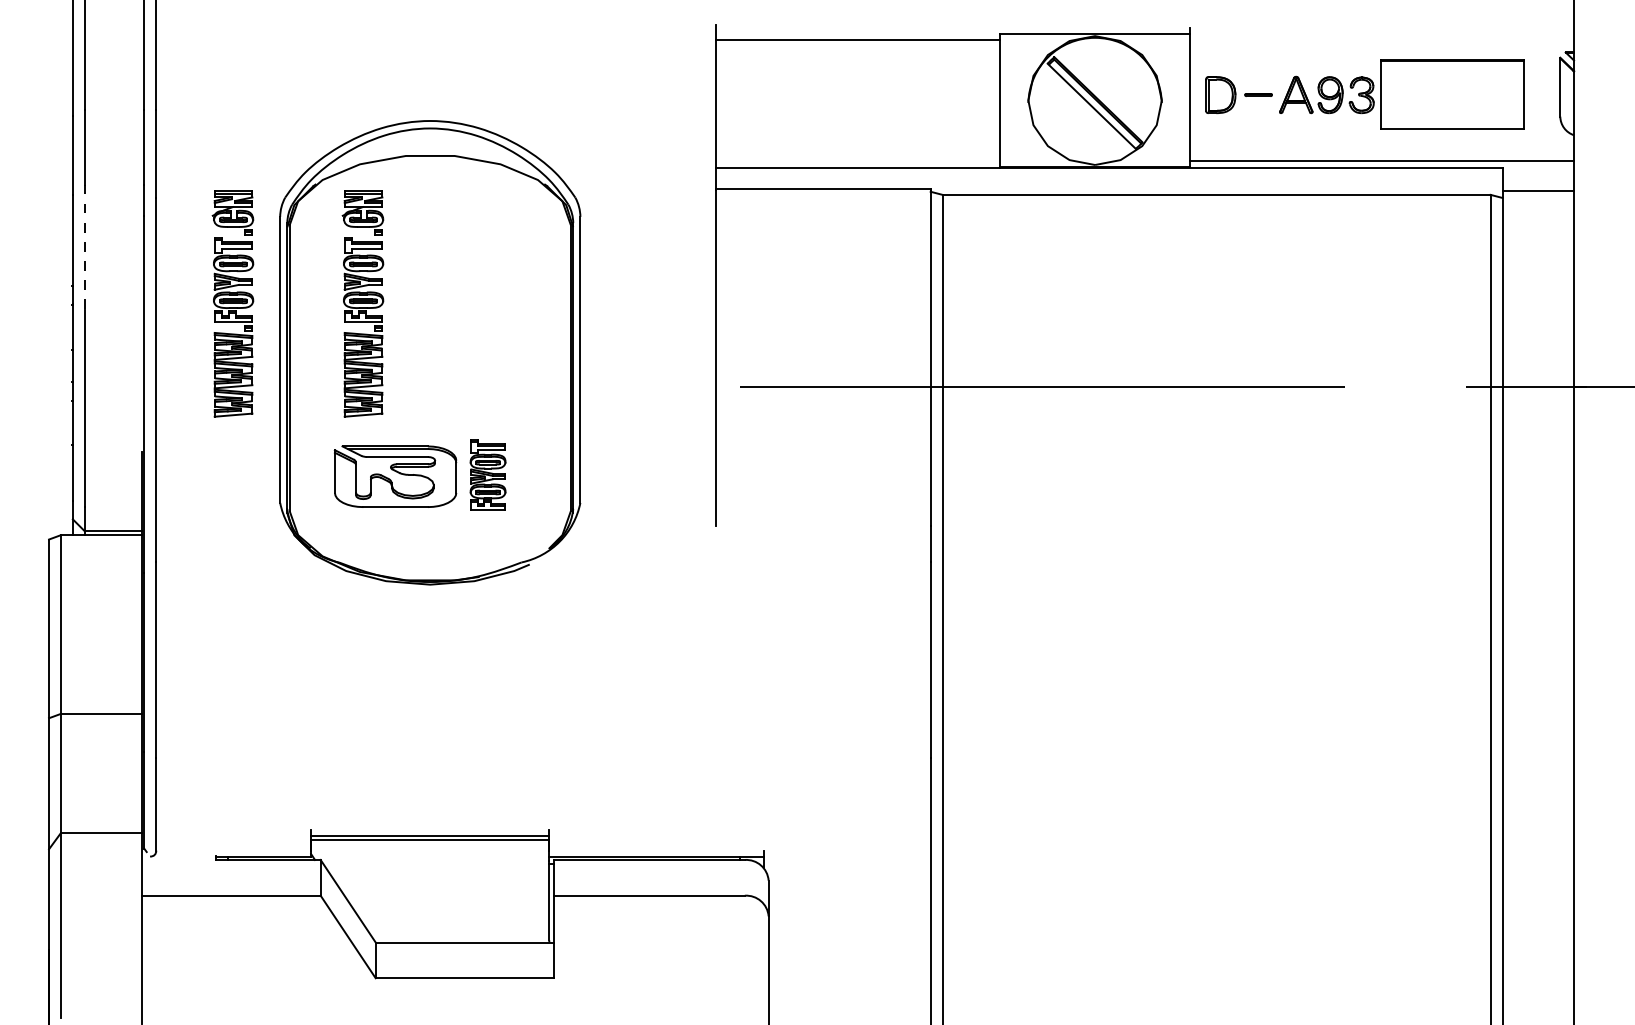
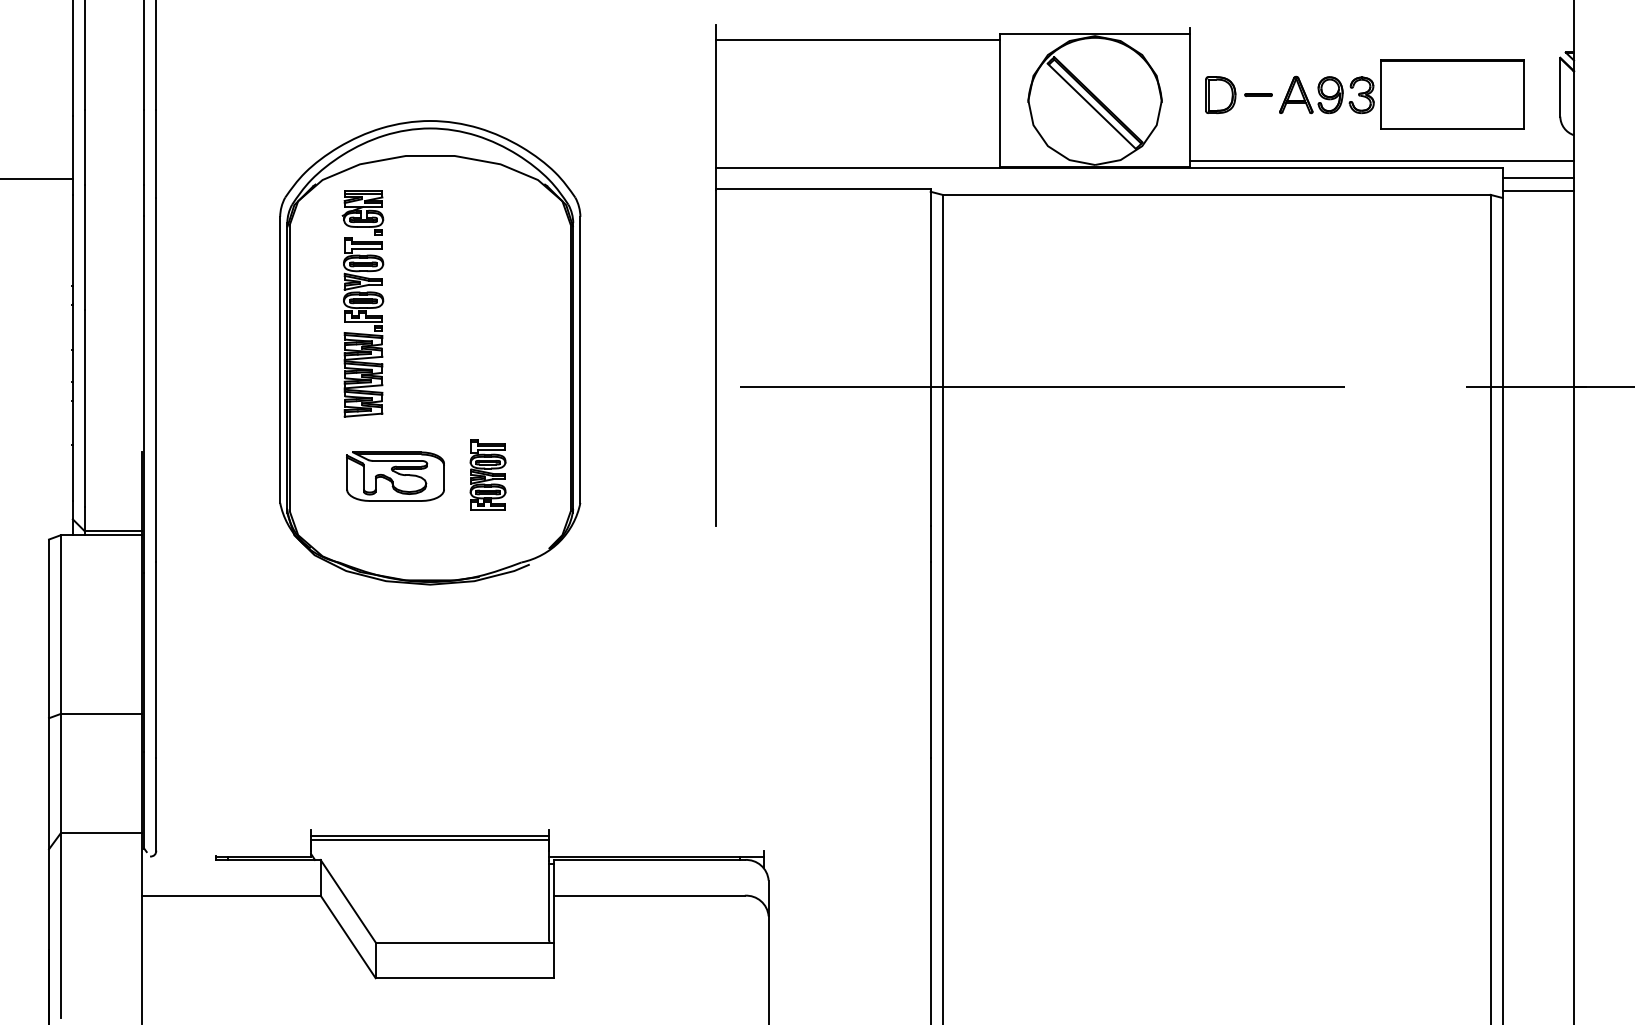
line: none -> present (37, 178)
line: none -> present (1538, 178)
line: dashed -> solid (84, 247)
part: present -> none (232, 303)
part size: 125x63 px -> 99x51 px (395, 476)
